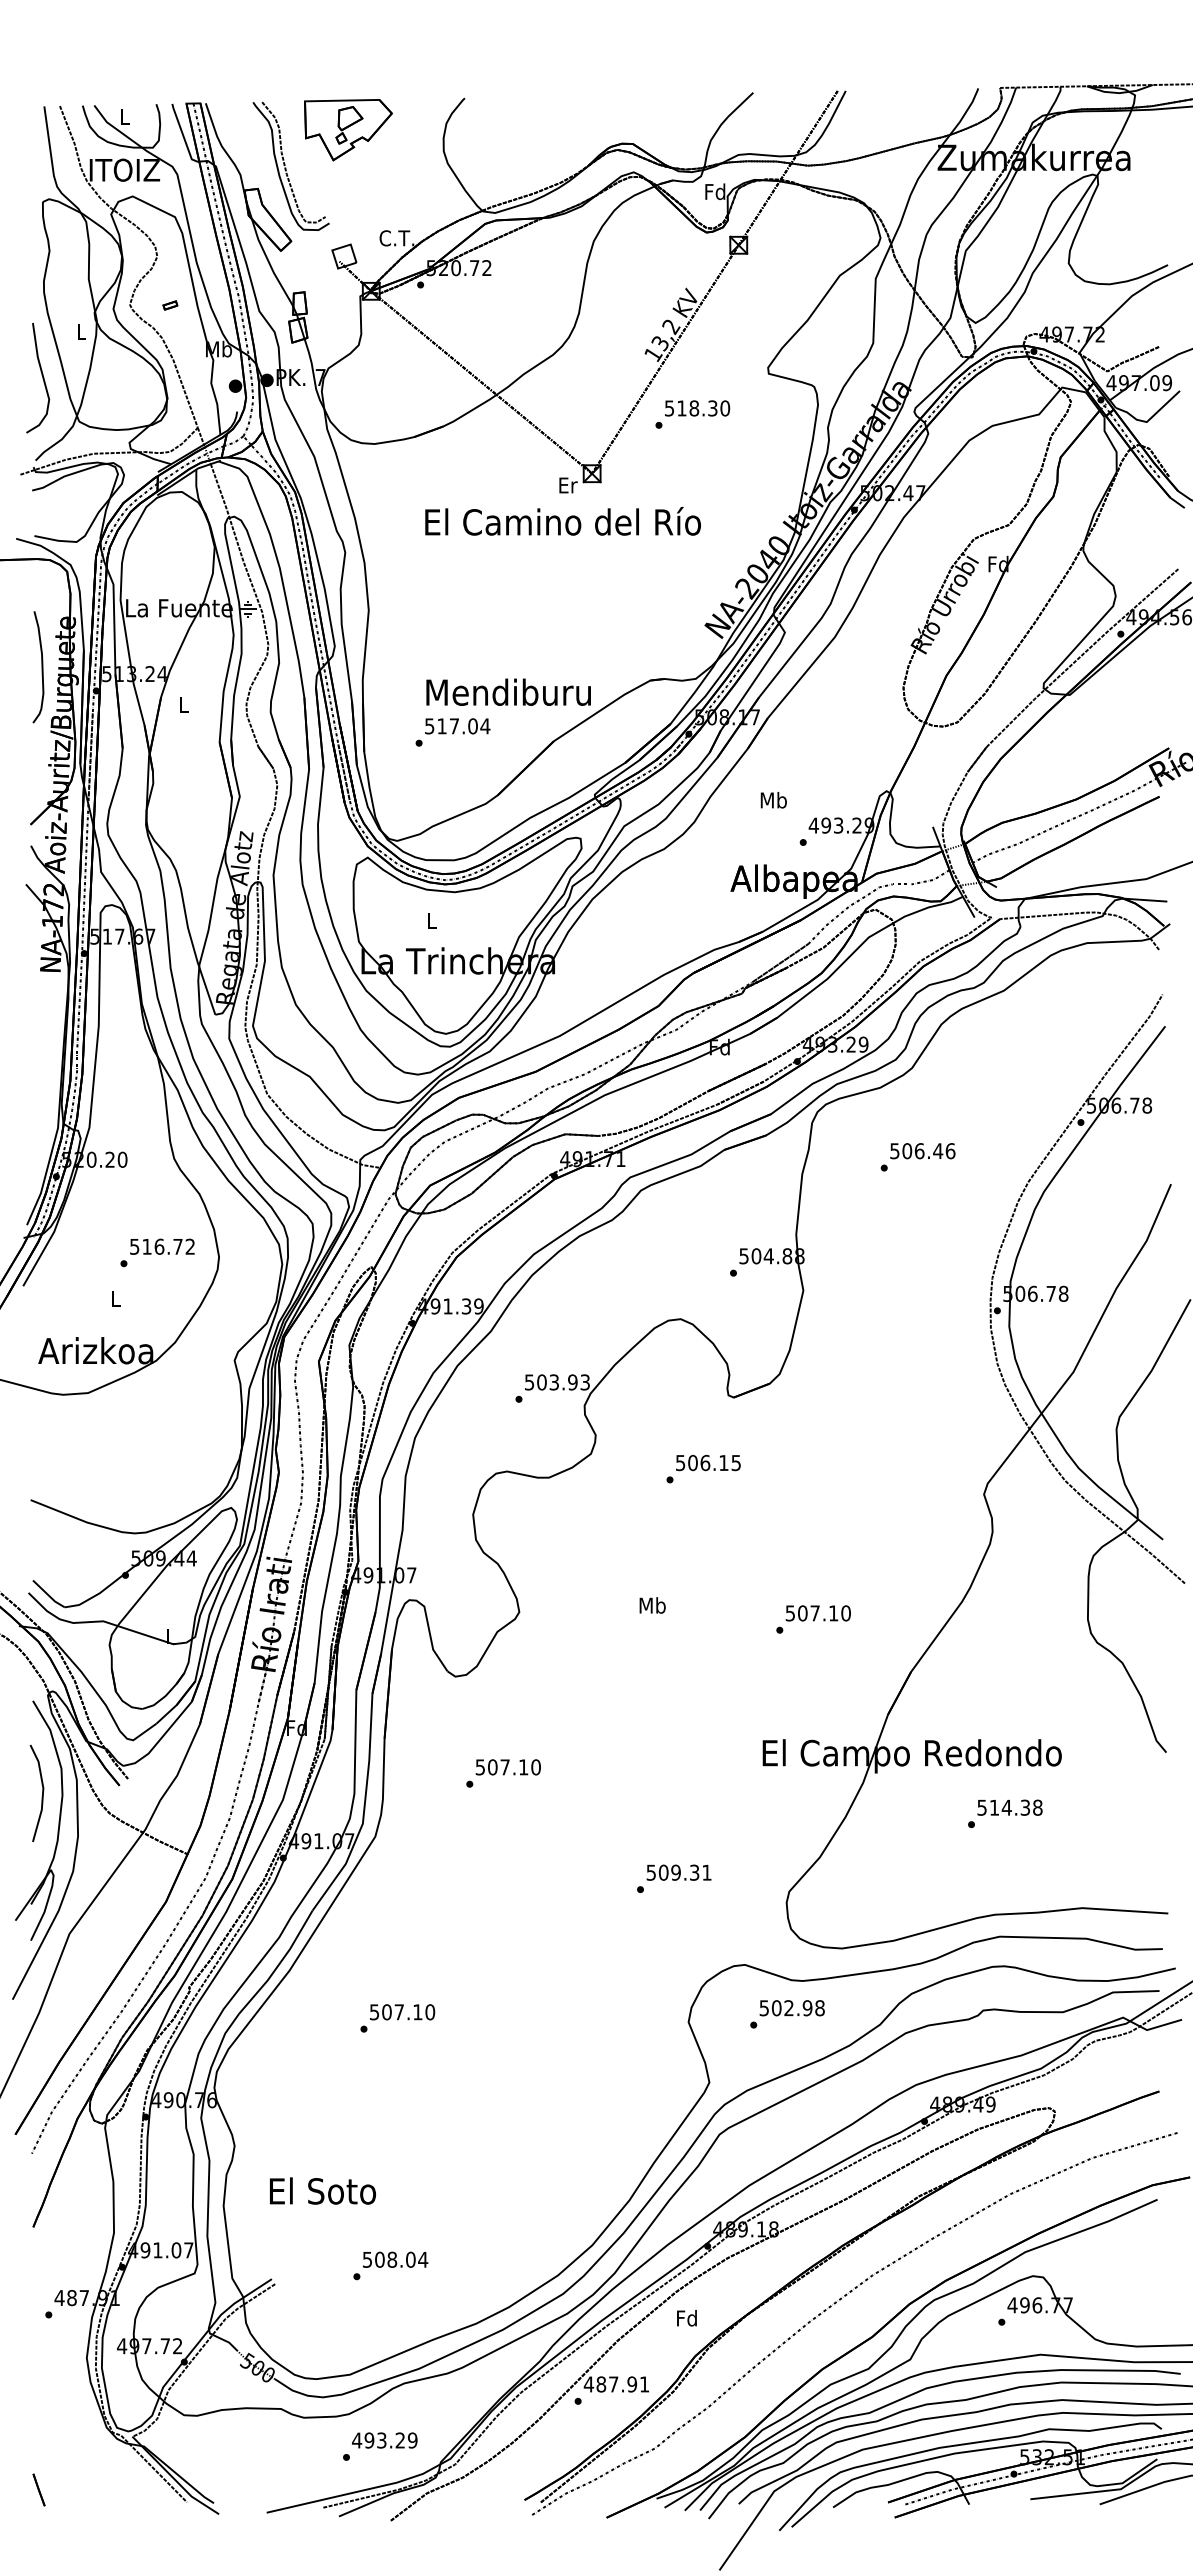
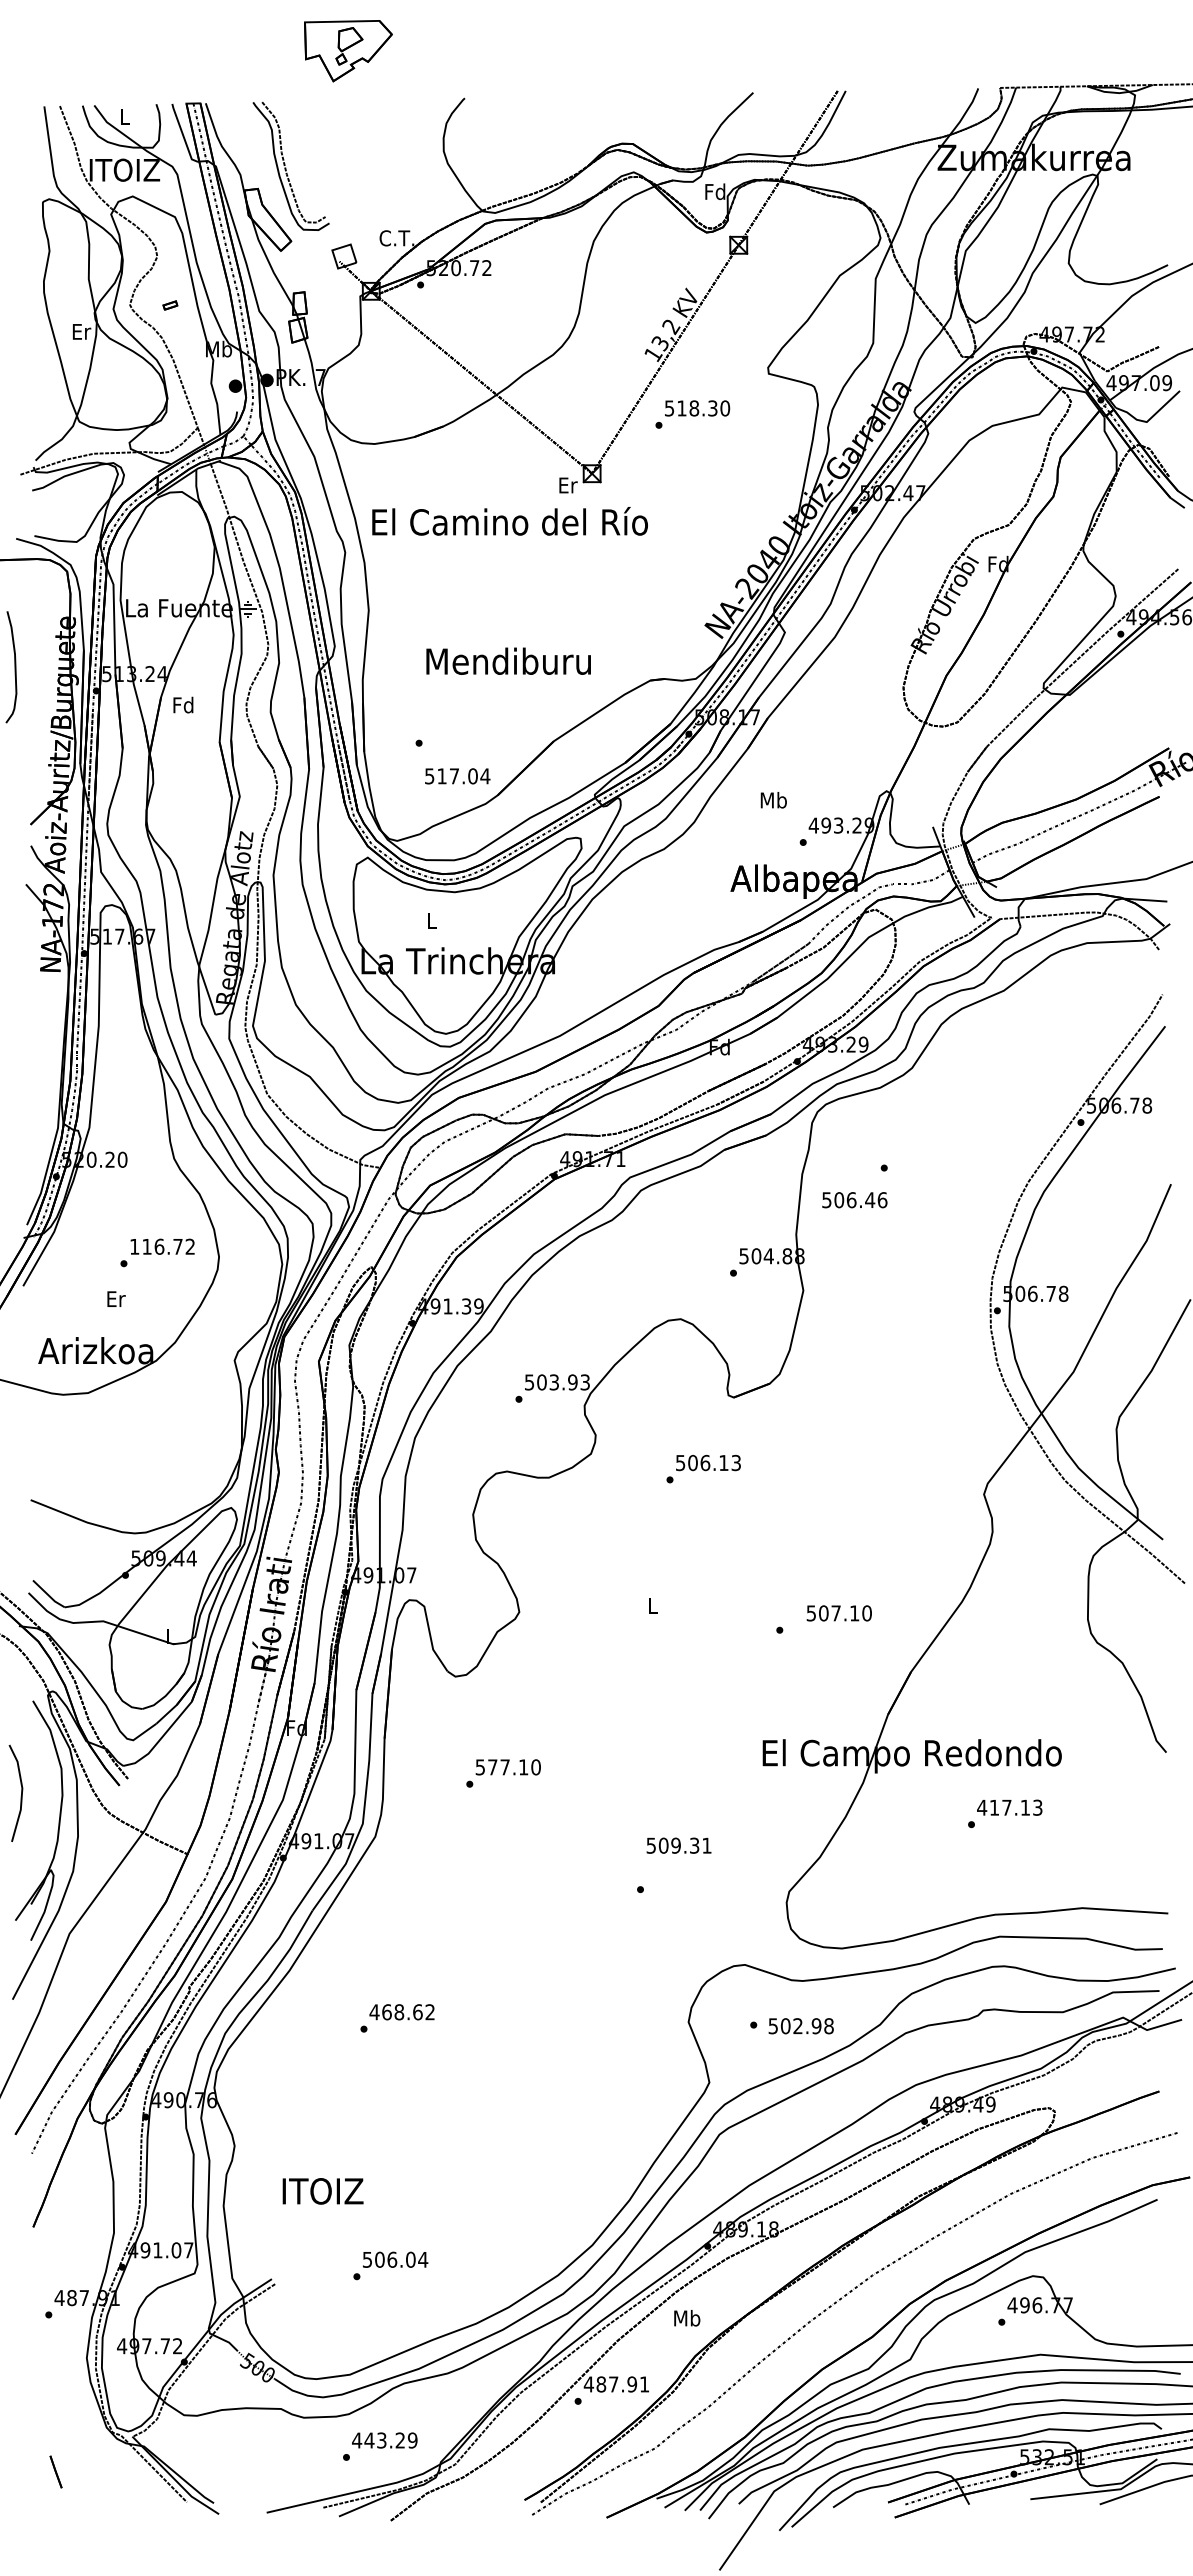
part position: (348, 130) -> (348, 51) (348, 51)
text: L -> Er (81, 331)
curve: present -> none (42, 378)
text position: (562, 521) -> (509, 521) (509, 521)
curve position: (41, 667) -> (14, 667) (14, 667)
text position: (508, 691) -> (508, 660) (508, 660)
text: L -> Fd (183, 704)
text position: (457, 726) -> (457, 776) (457, 776)
text position: (922, 1151) -> (854, 1200) (854, 1200)
text: 516.72 -> 116.72 (134, 1246)
text: L -> Er (116, 1298)
text: 506.15 -> 506.13 (736, 1462)
text: Mb -> L (652, 1605)
text position: (817, 1613) -> (838, 1613) (838, 1613)
text: 507.10 -> 577.10 (492, 1767)
line position: (42, 1792) -> (21, 1792) (21, 1792)
text: 514.38 -> 417.13 (1009, 1807)
text position: (678, 1872) -> (678, 1845) (678, 1845)
text position: (791, 2008) -> (800, 2026) (800, 2026)
text: 507.10 -> 468.62 (402, 2012)
text: El Soto -> ITOIZ (322, 2190)
text: 508.04 -> 506.04 (392, 2259)
text: Fd -> Mb (687, 2318)
text: 493.29 -> 443.29 (369, 2440)
line position: (38, 2489) -> (55, 2471) (55, 2471)
